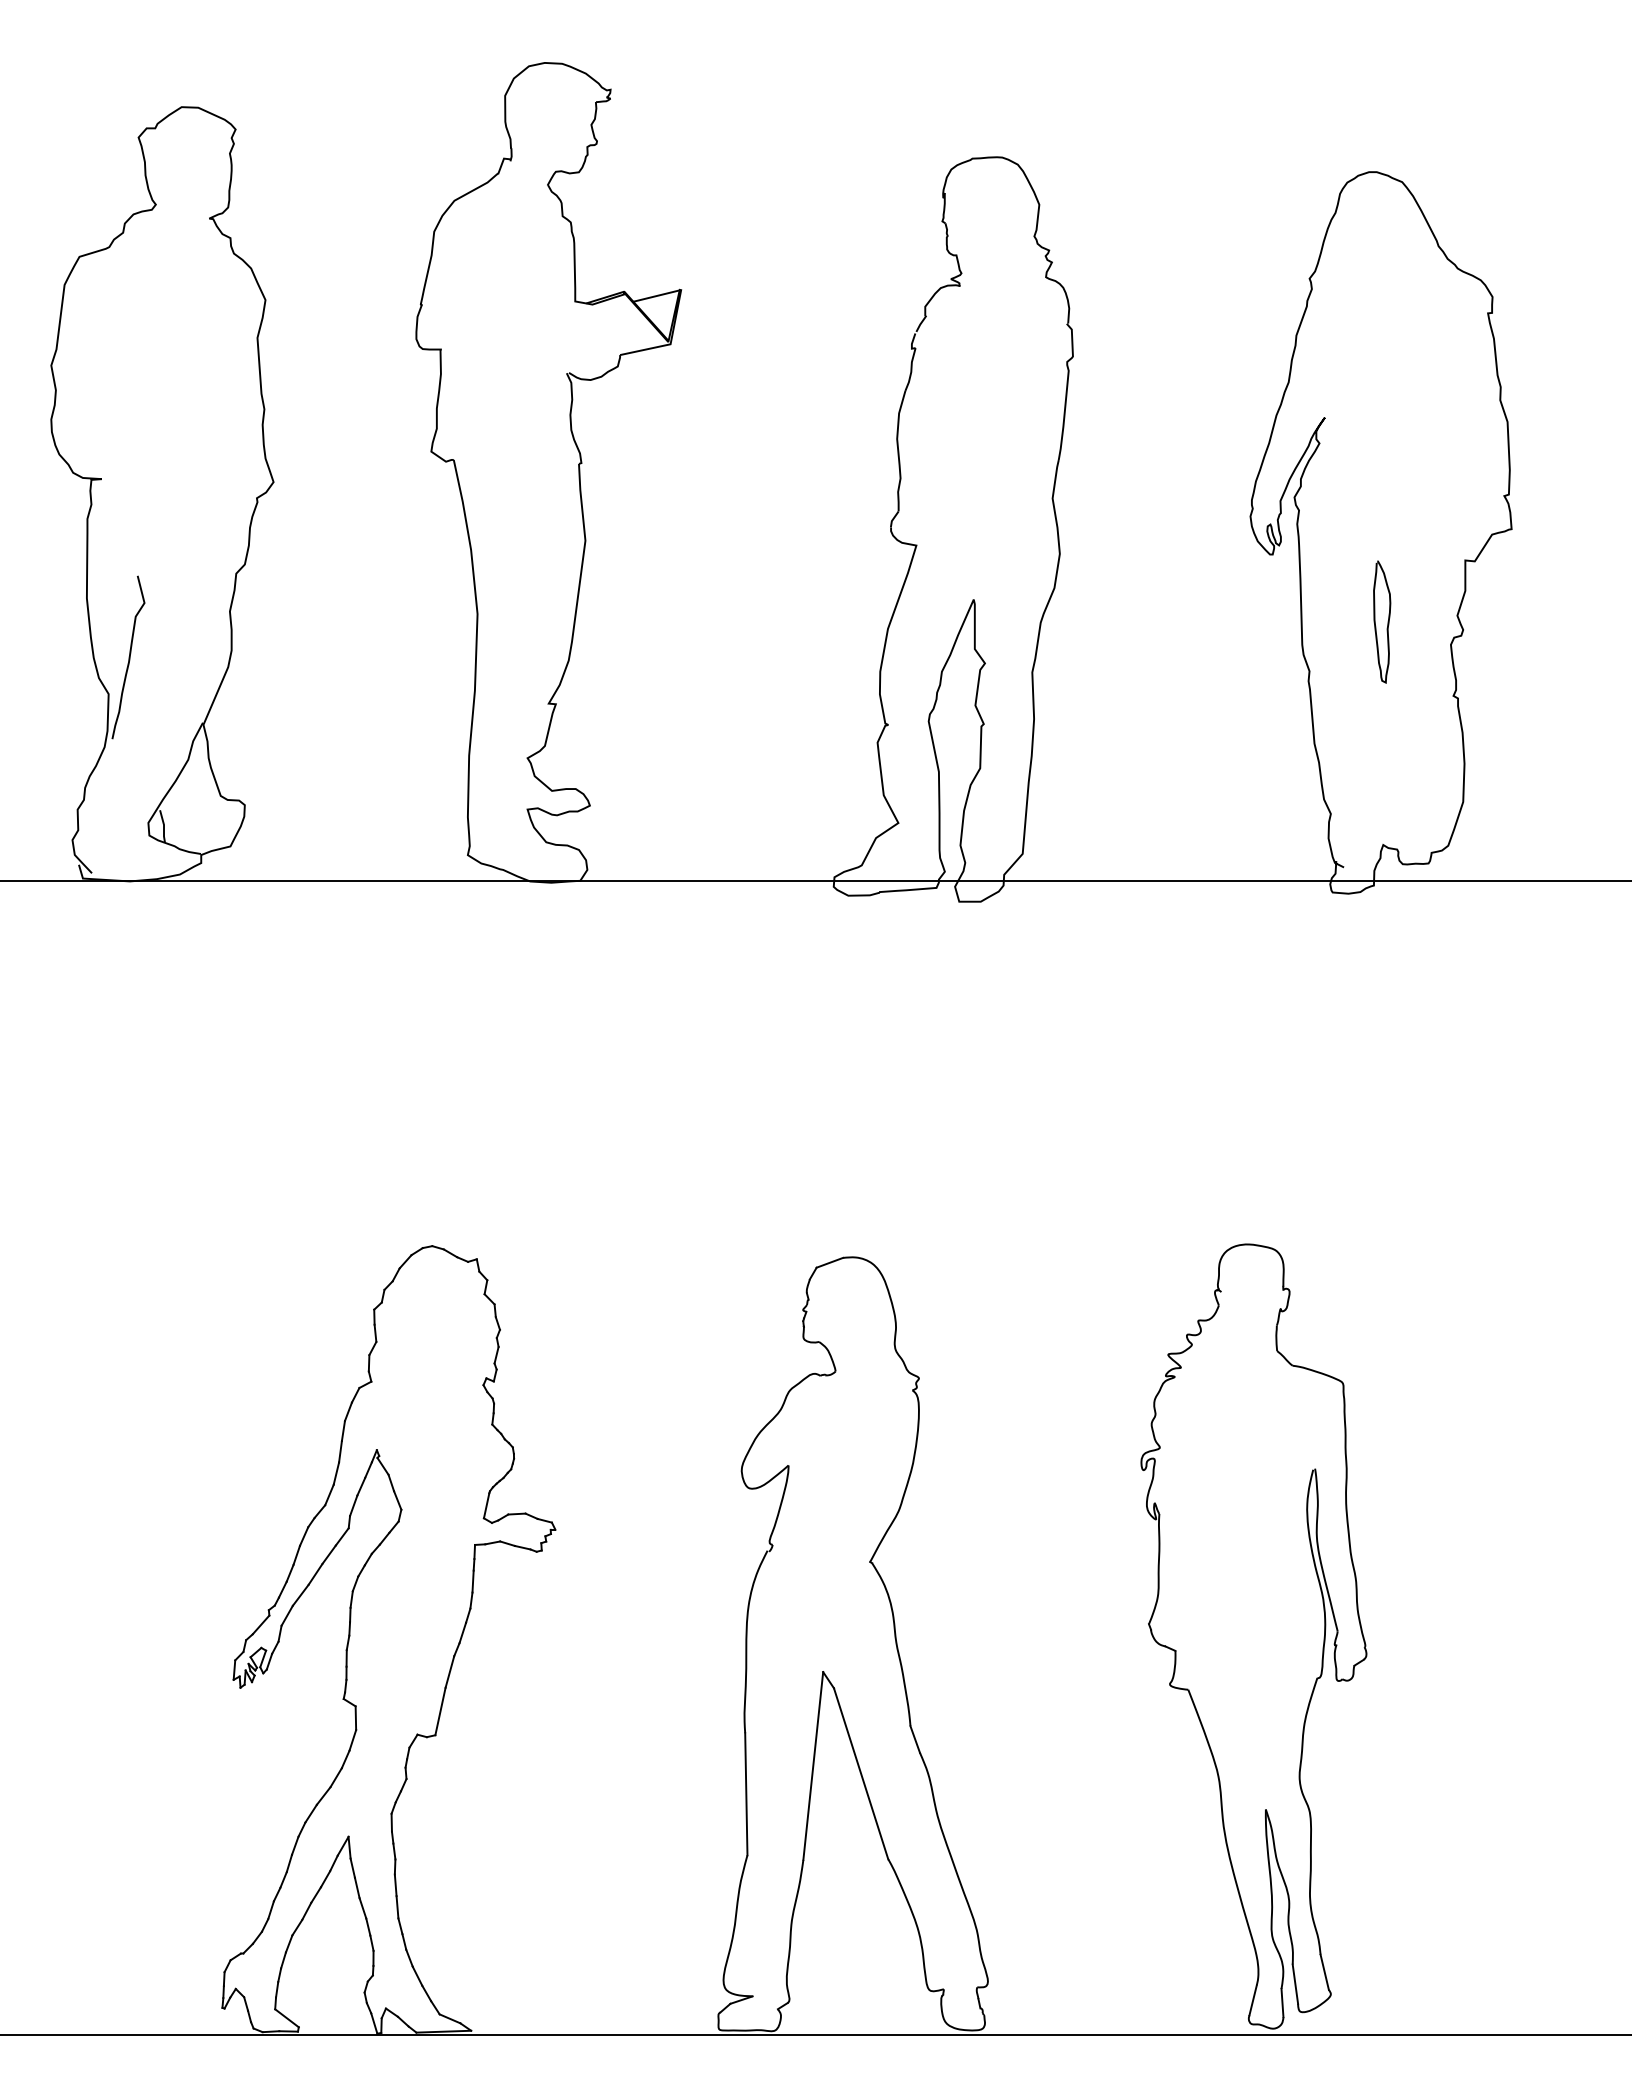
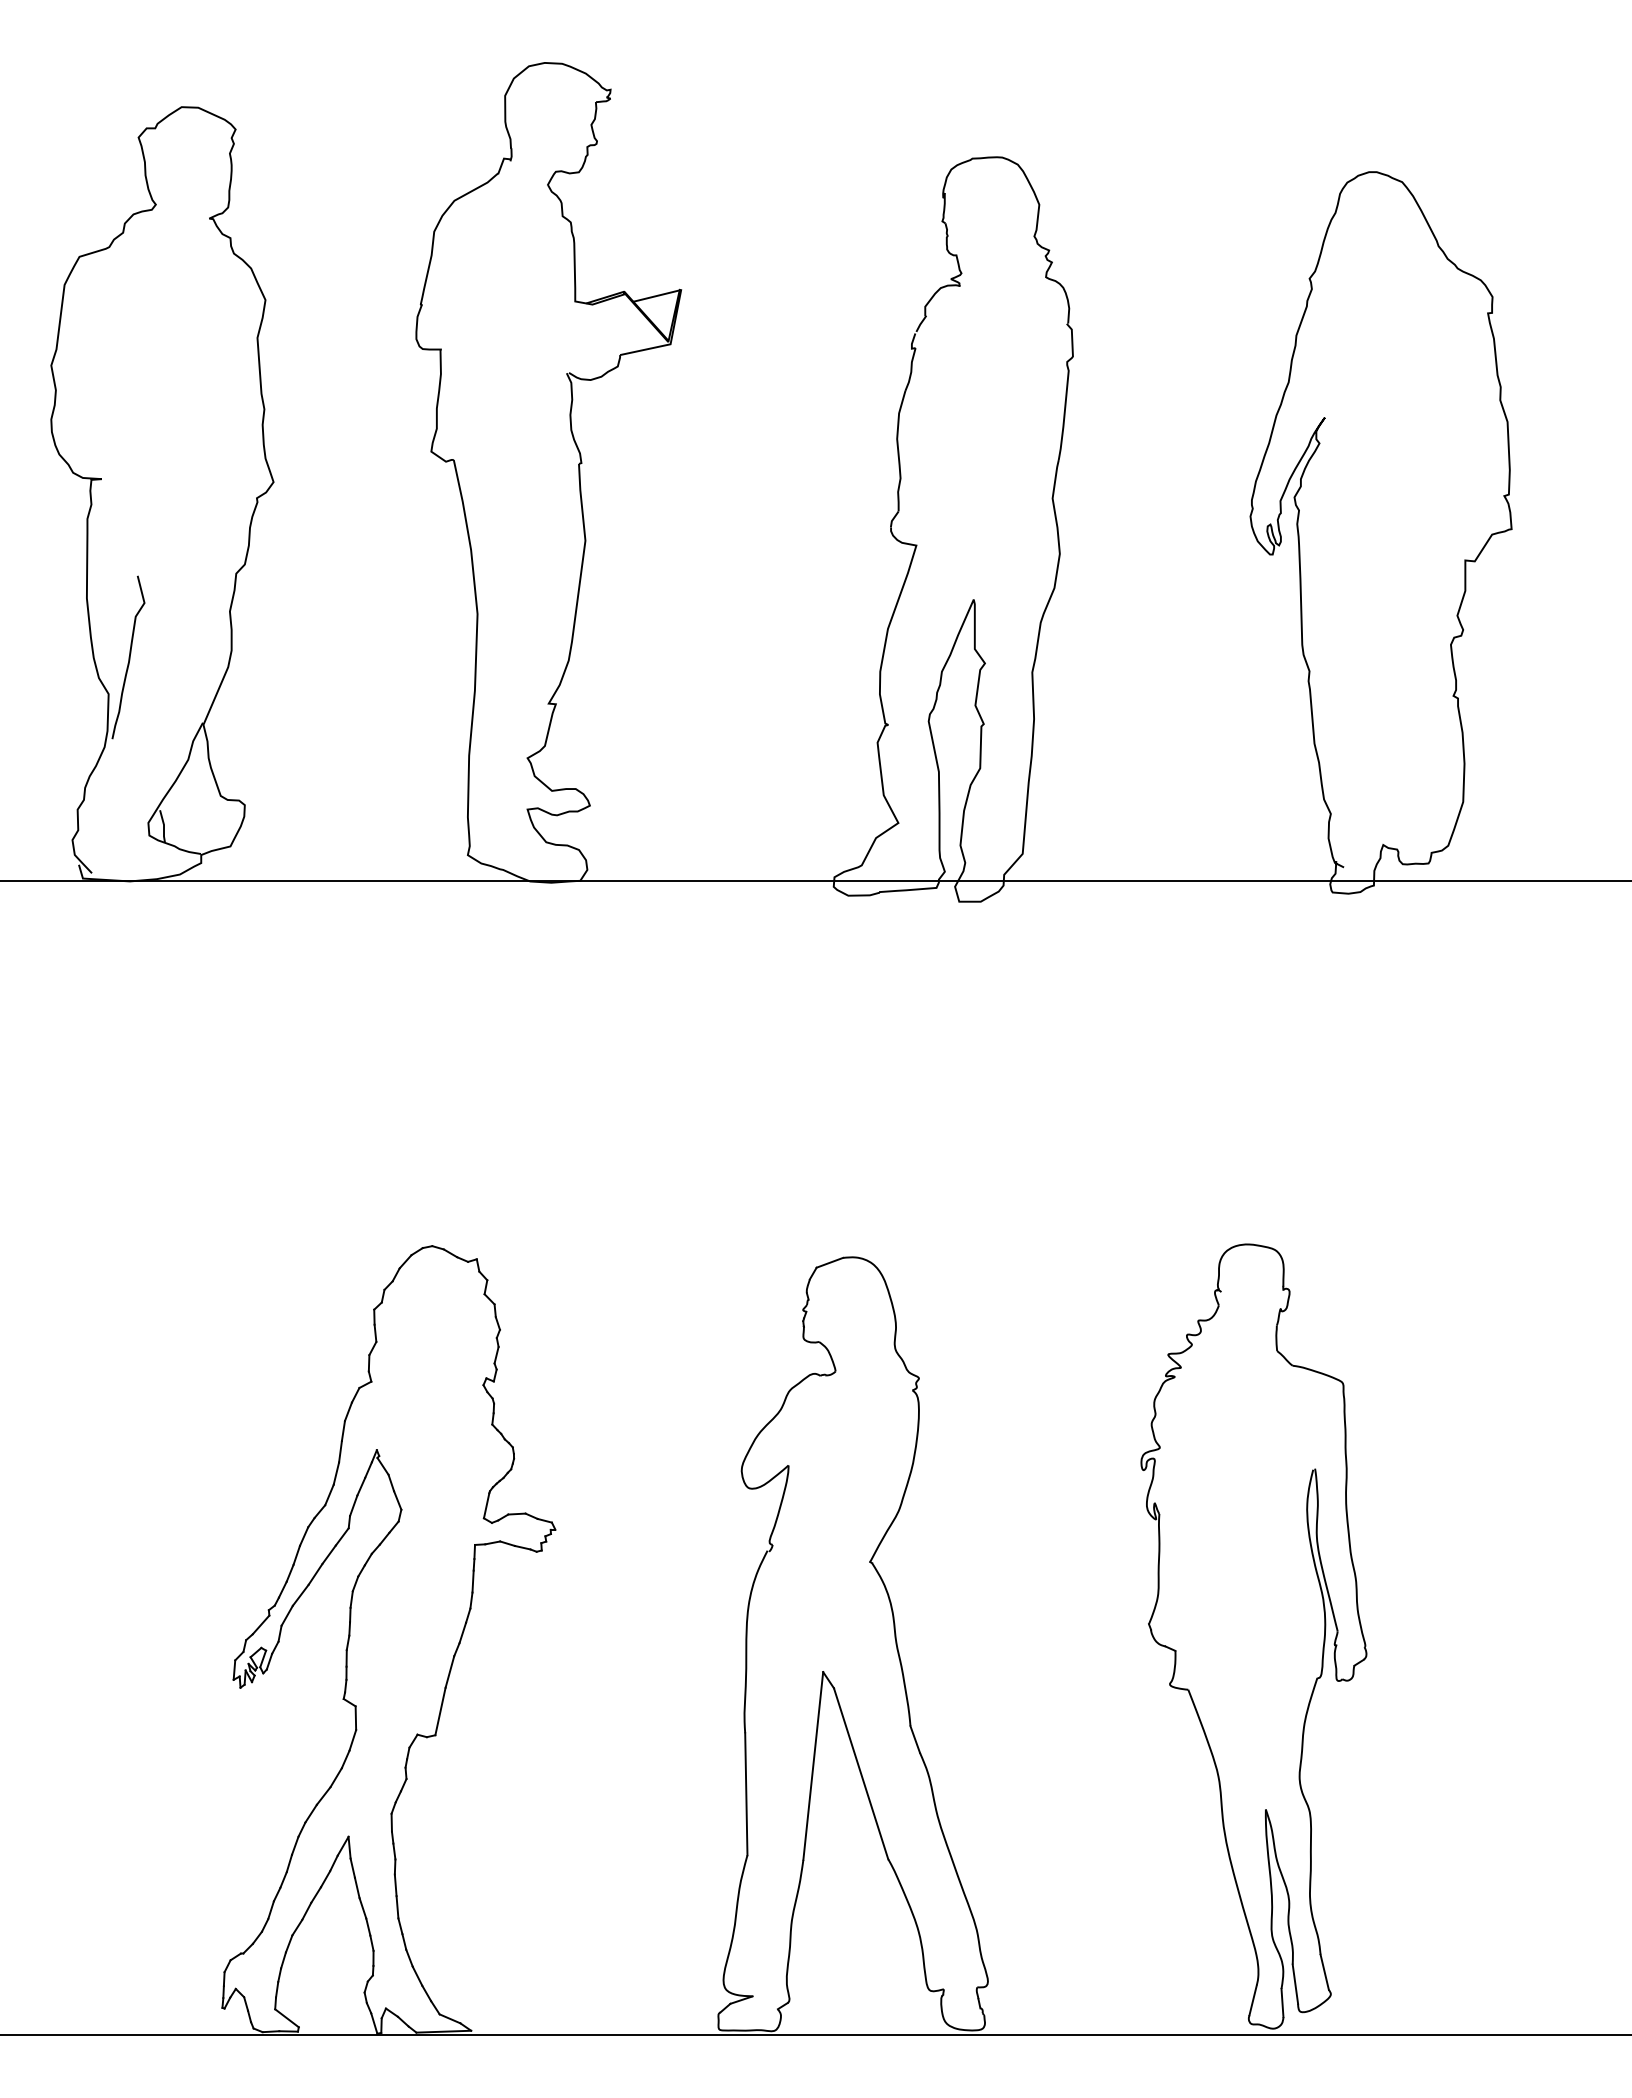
curve: present -> none (1387, 621)
